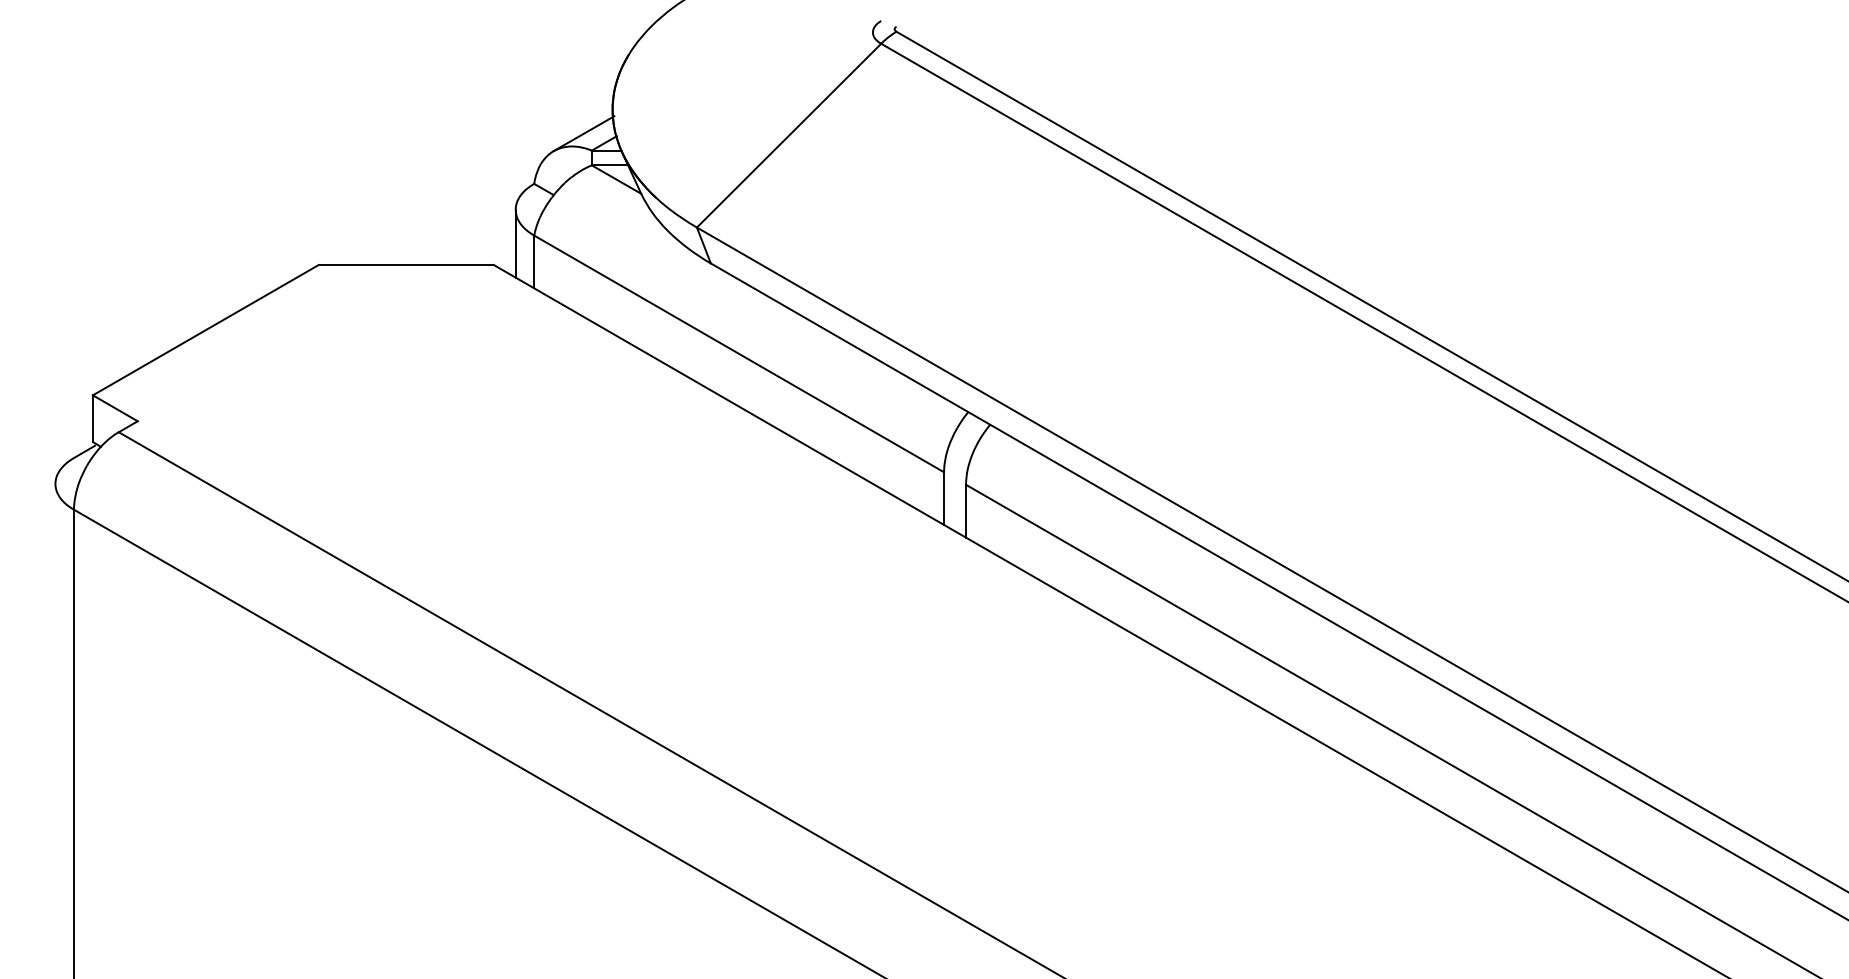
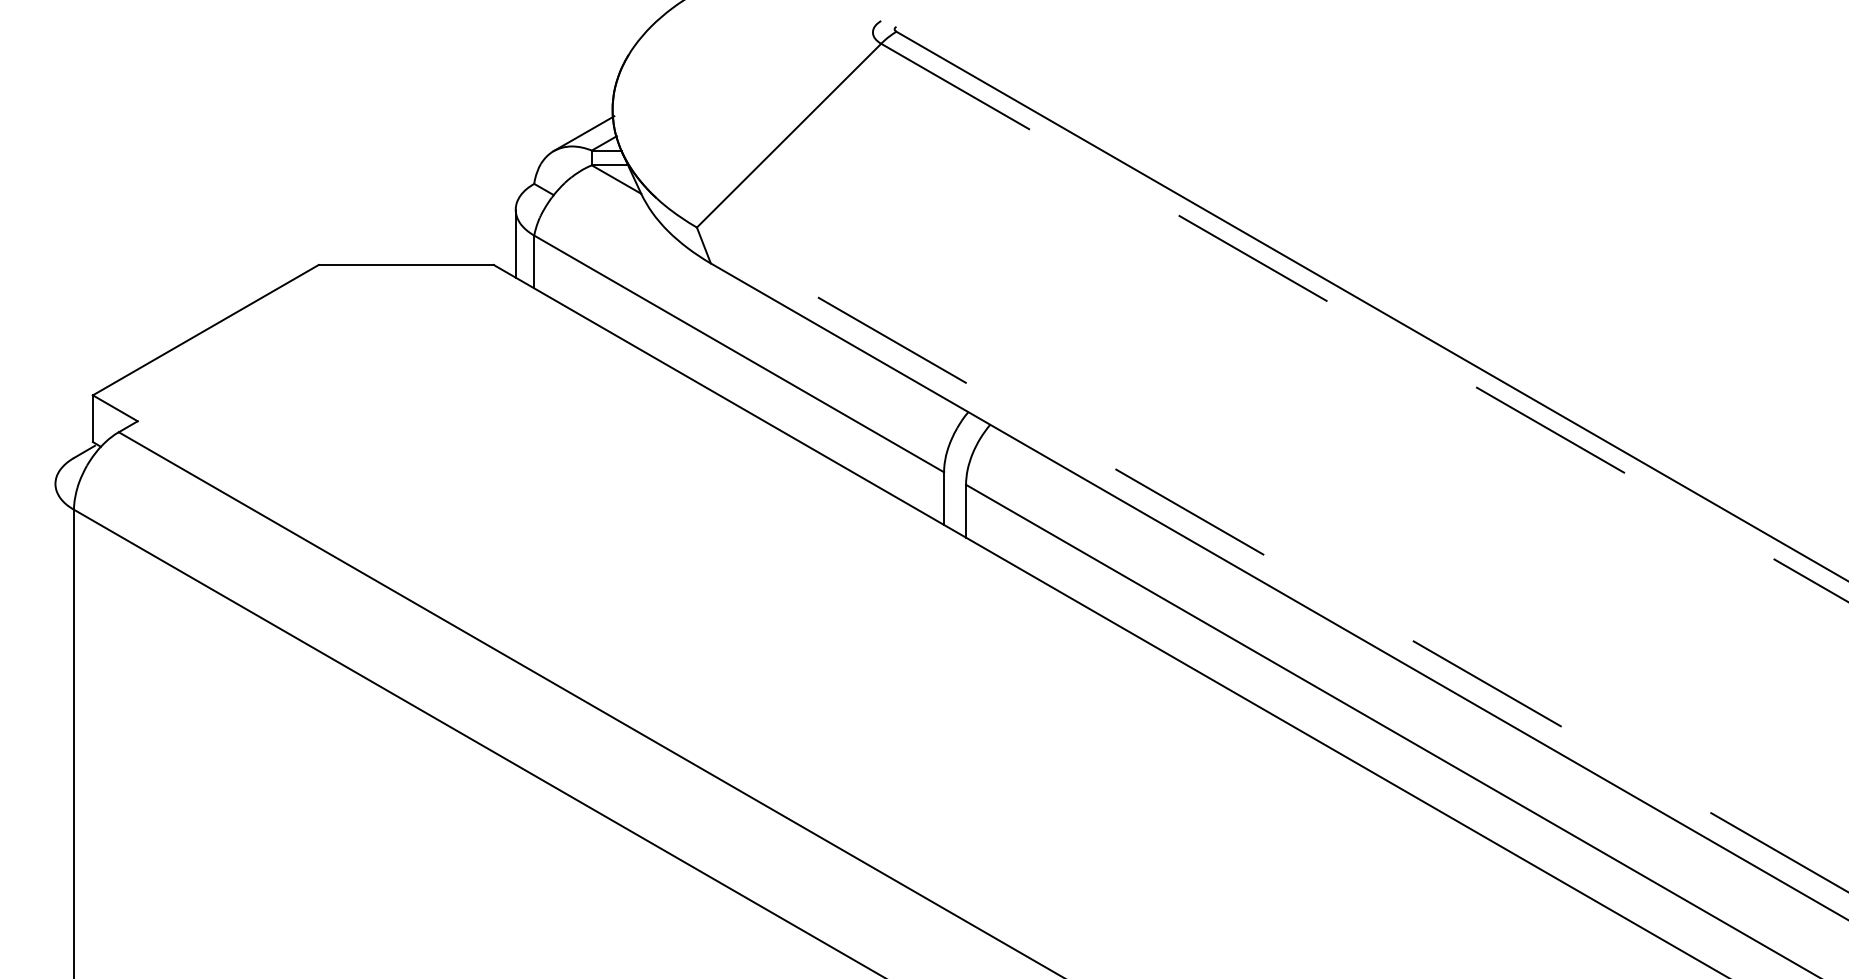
line: solid -> dashed (1365, 323)
line: solid -> dashed (1272, 559)
